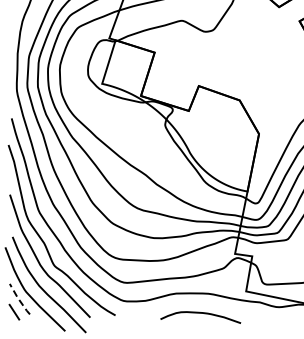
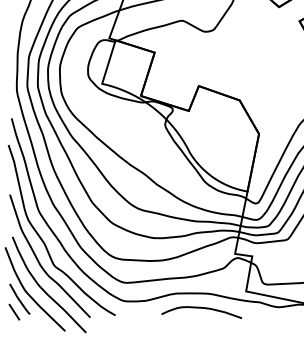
line: dashed -> solid (19, 299)
curve position: (200, 313) -> (201, 308) (201, 308)
